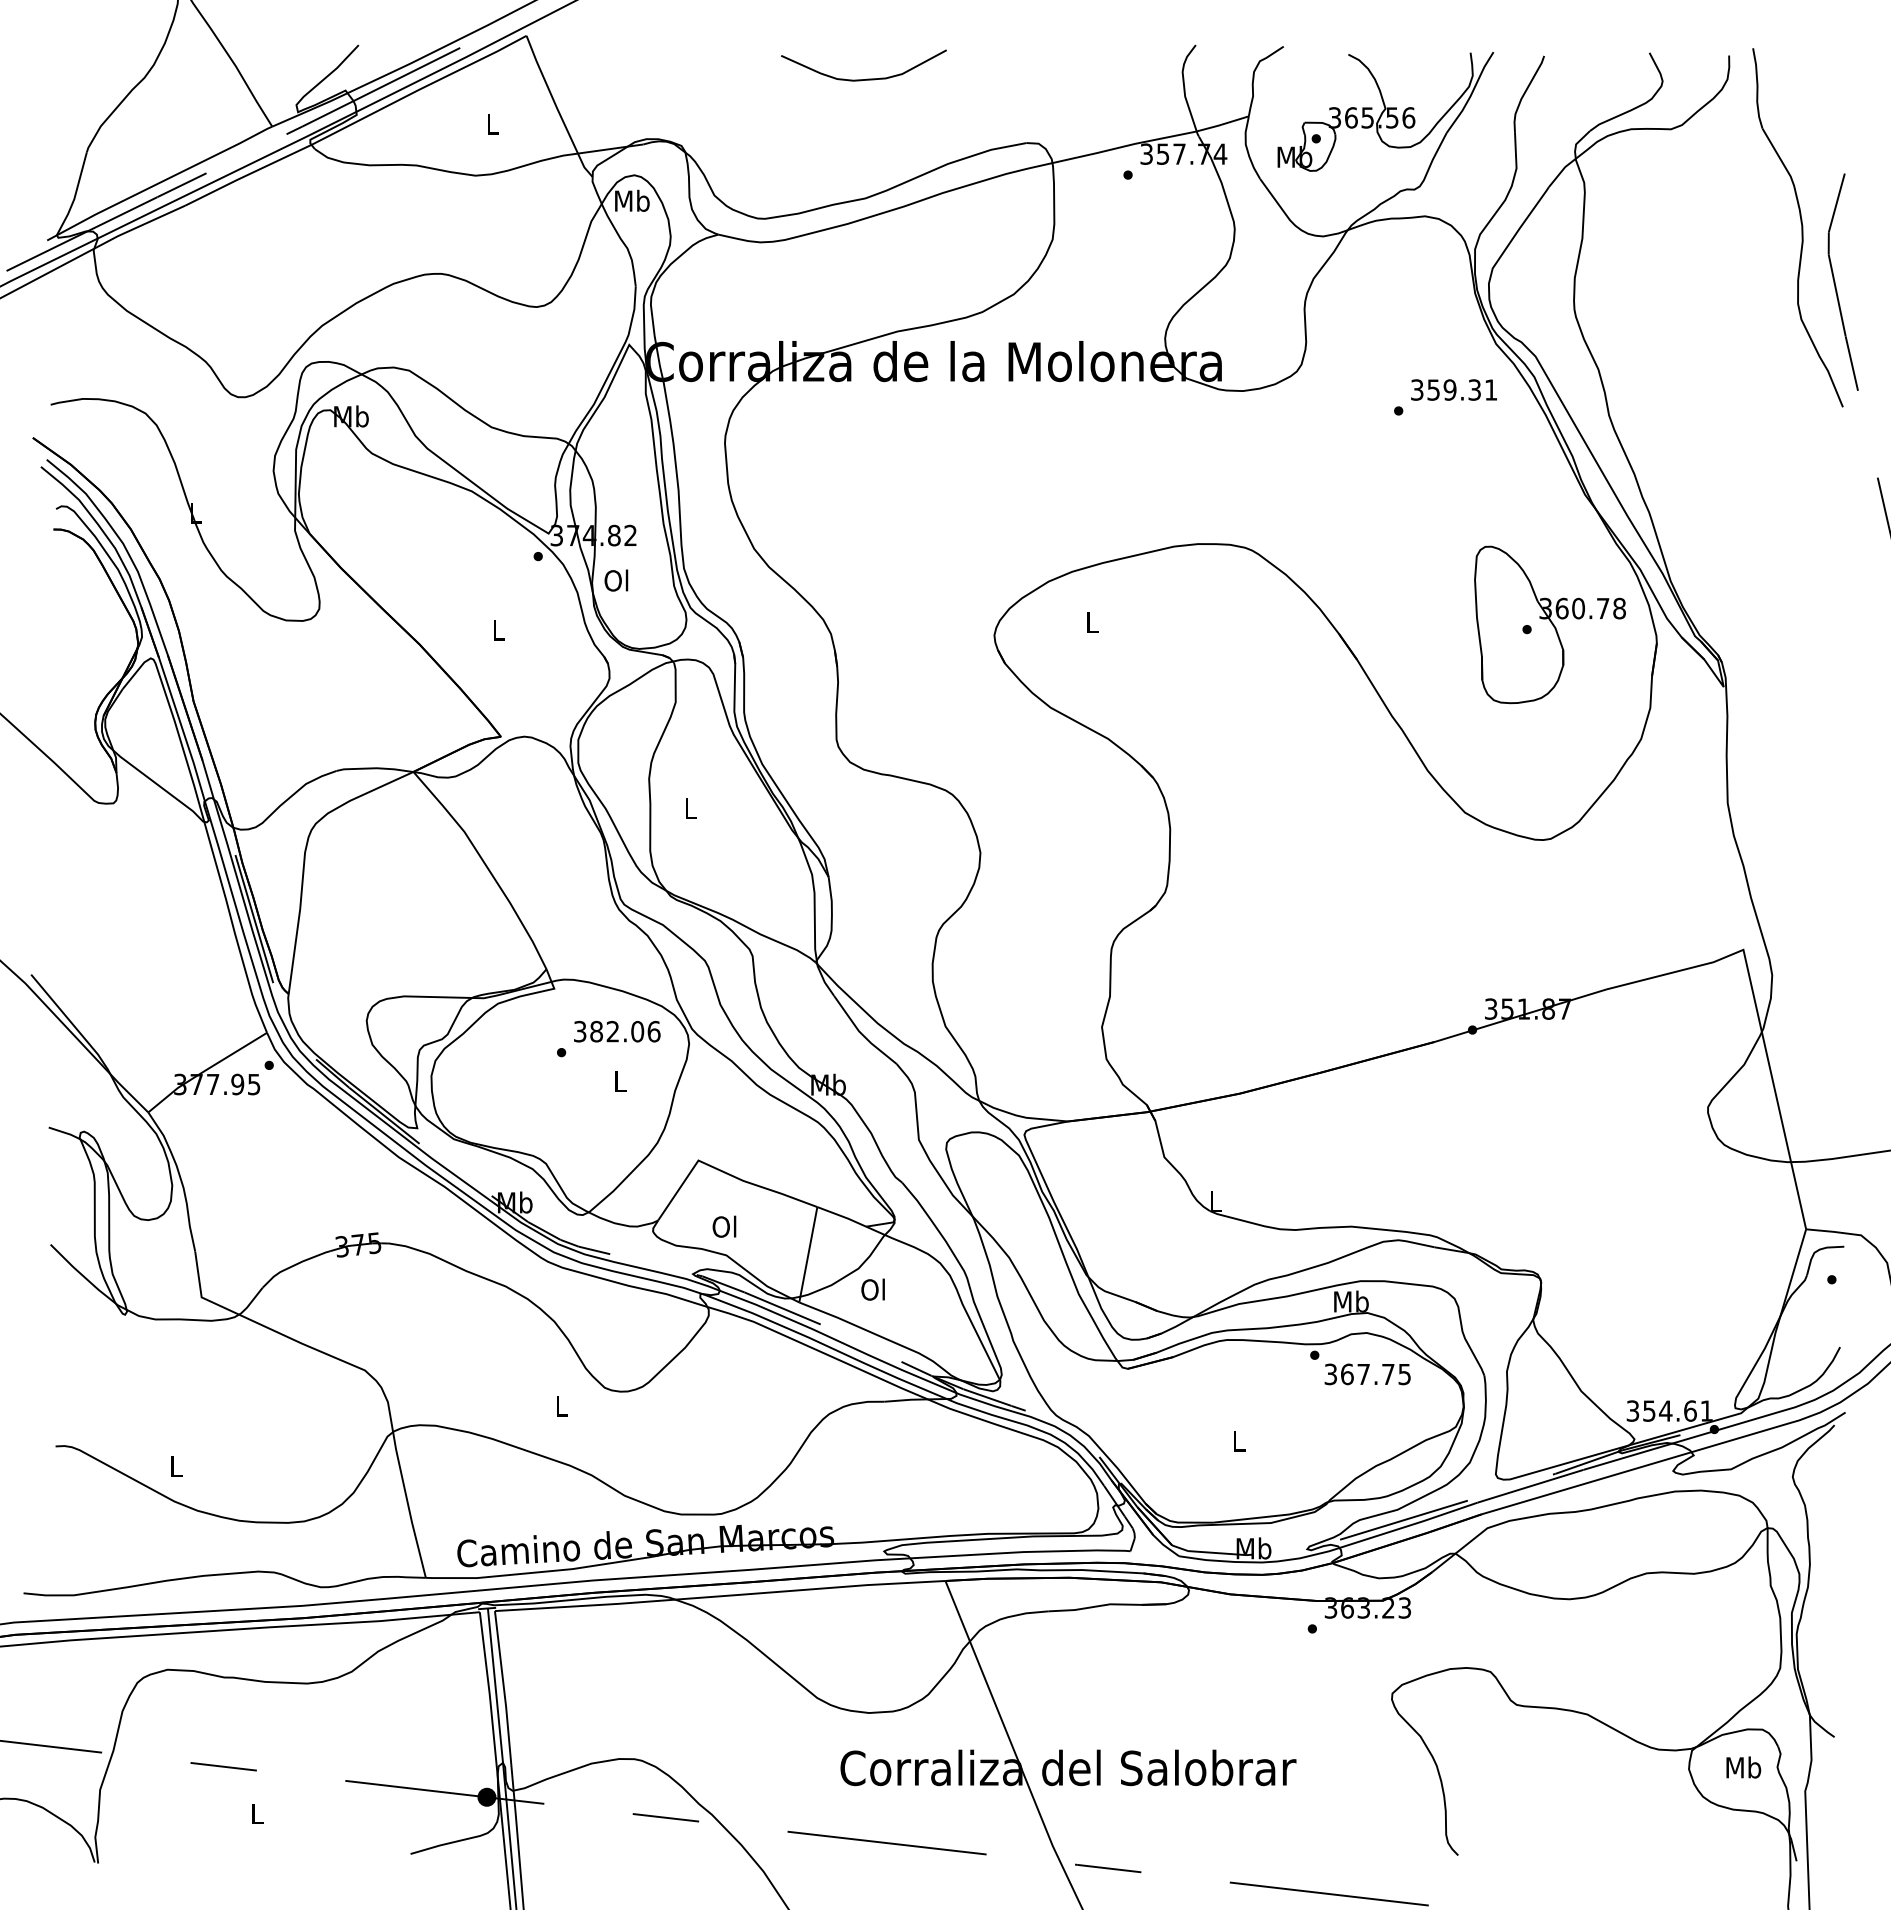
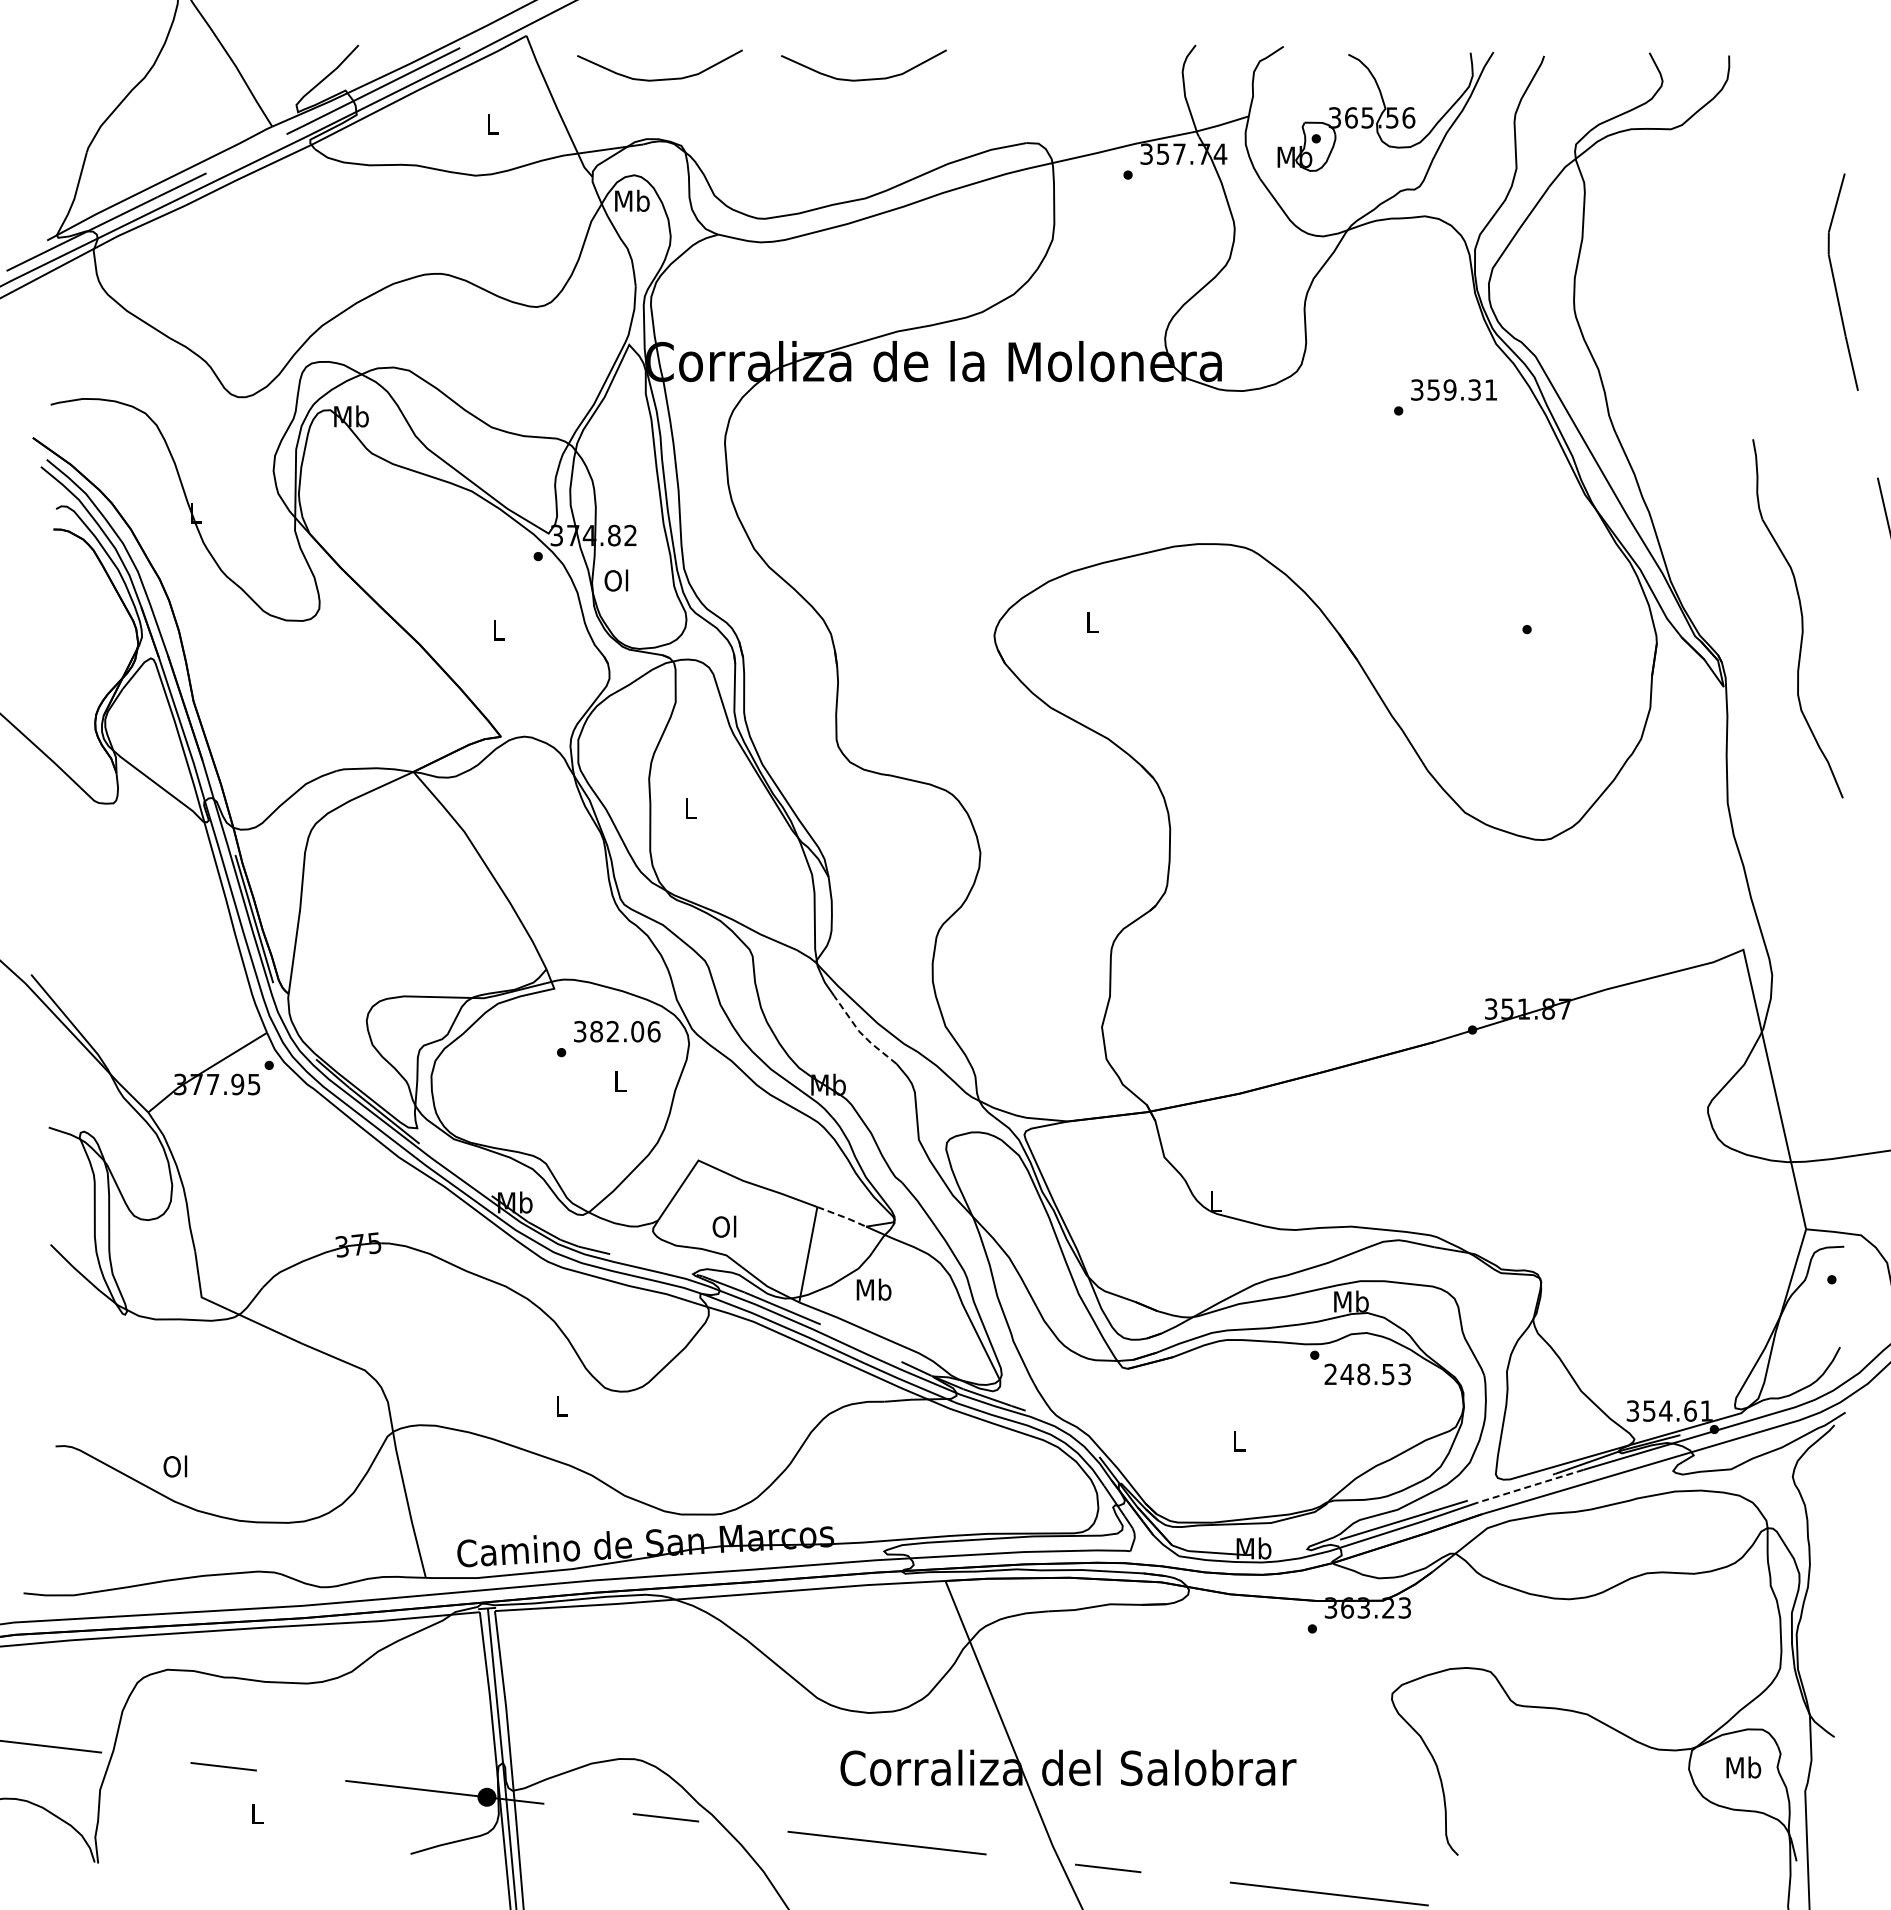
curve: none -> present (662, 78)
part position: (1797, 227) -> (1797, 618) (1797, 618)
part: present -> none (1549, 624)
line: solid -> dashed (861, 1033)
line: solid -> dashed (842, 1216)
text: Ol -> Mb (873, 1289)
text: 367.75 -> 248.53 (1367, 1374)
text: L -> Ol (175, 1466)
line: solid -> dashed (1530, 1486)
